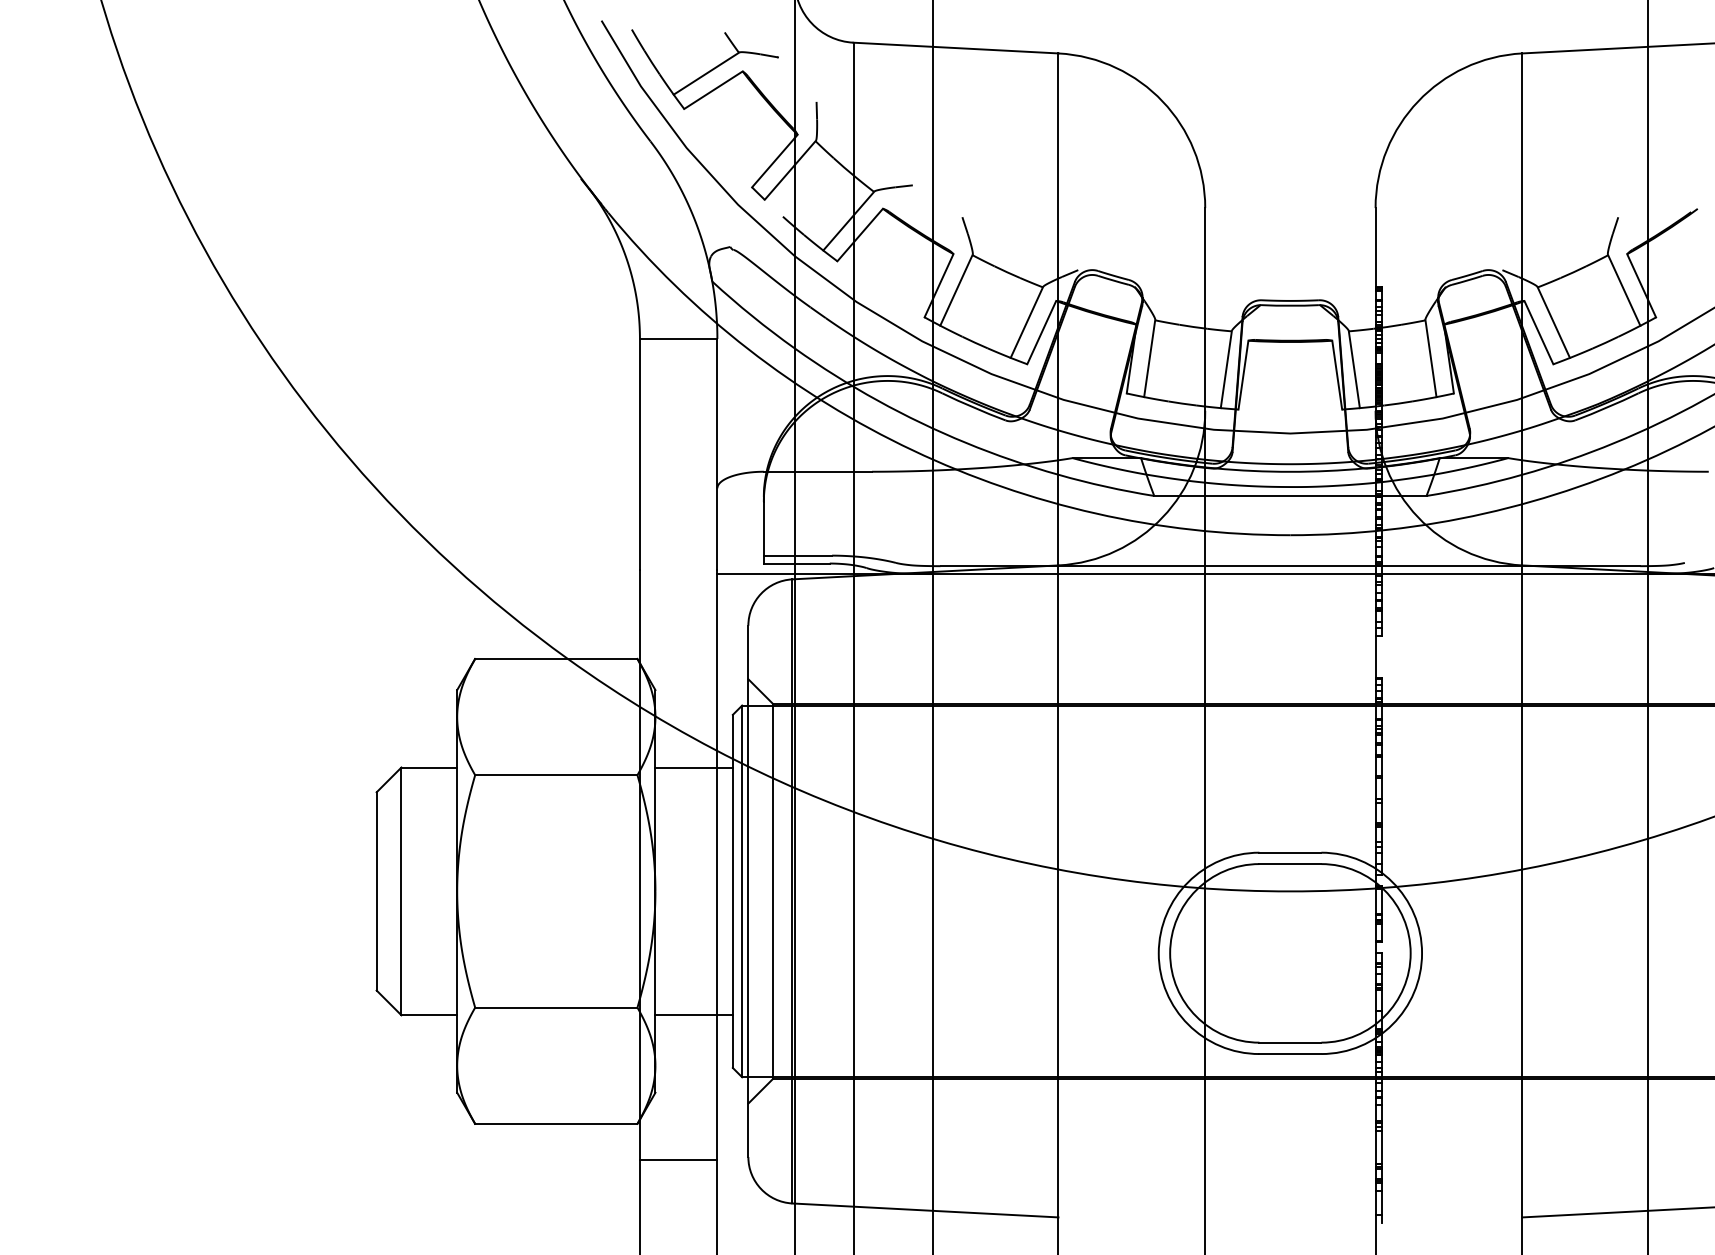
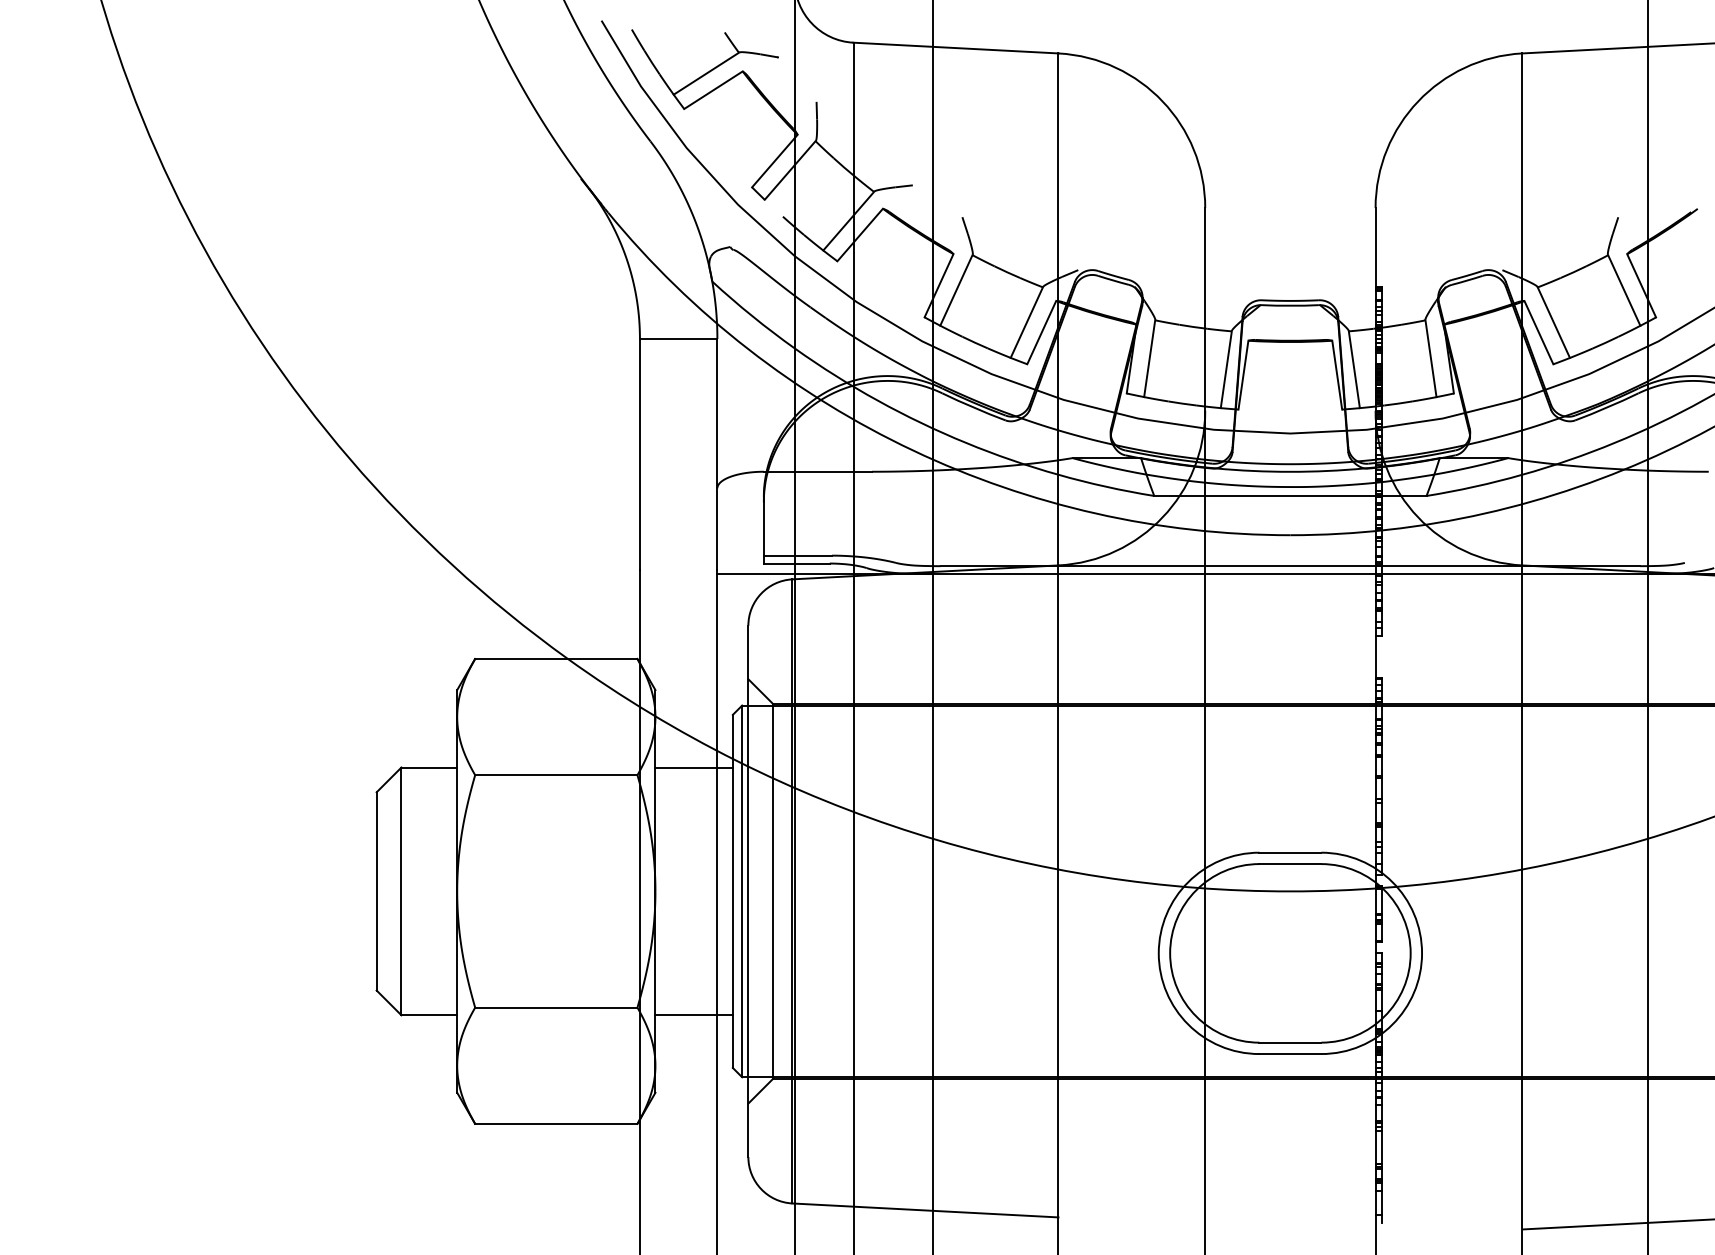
line: present -> none (678, 1159)
line position: (1616, 1212) -> (1617, 1224) (1617, 1224)
